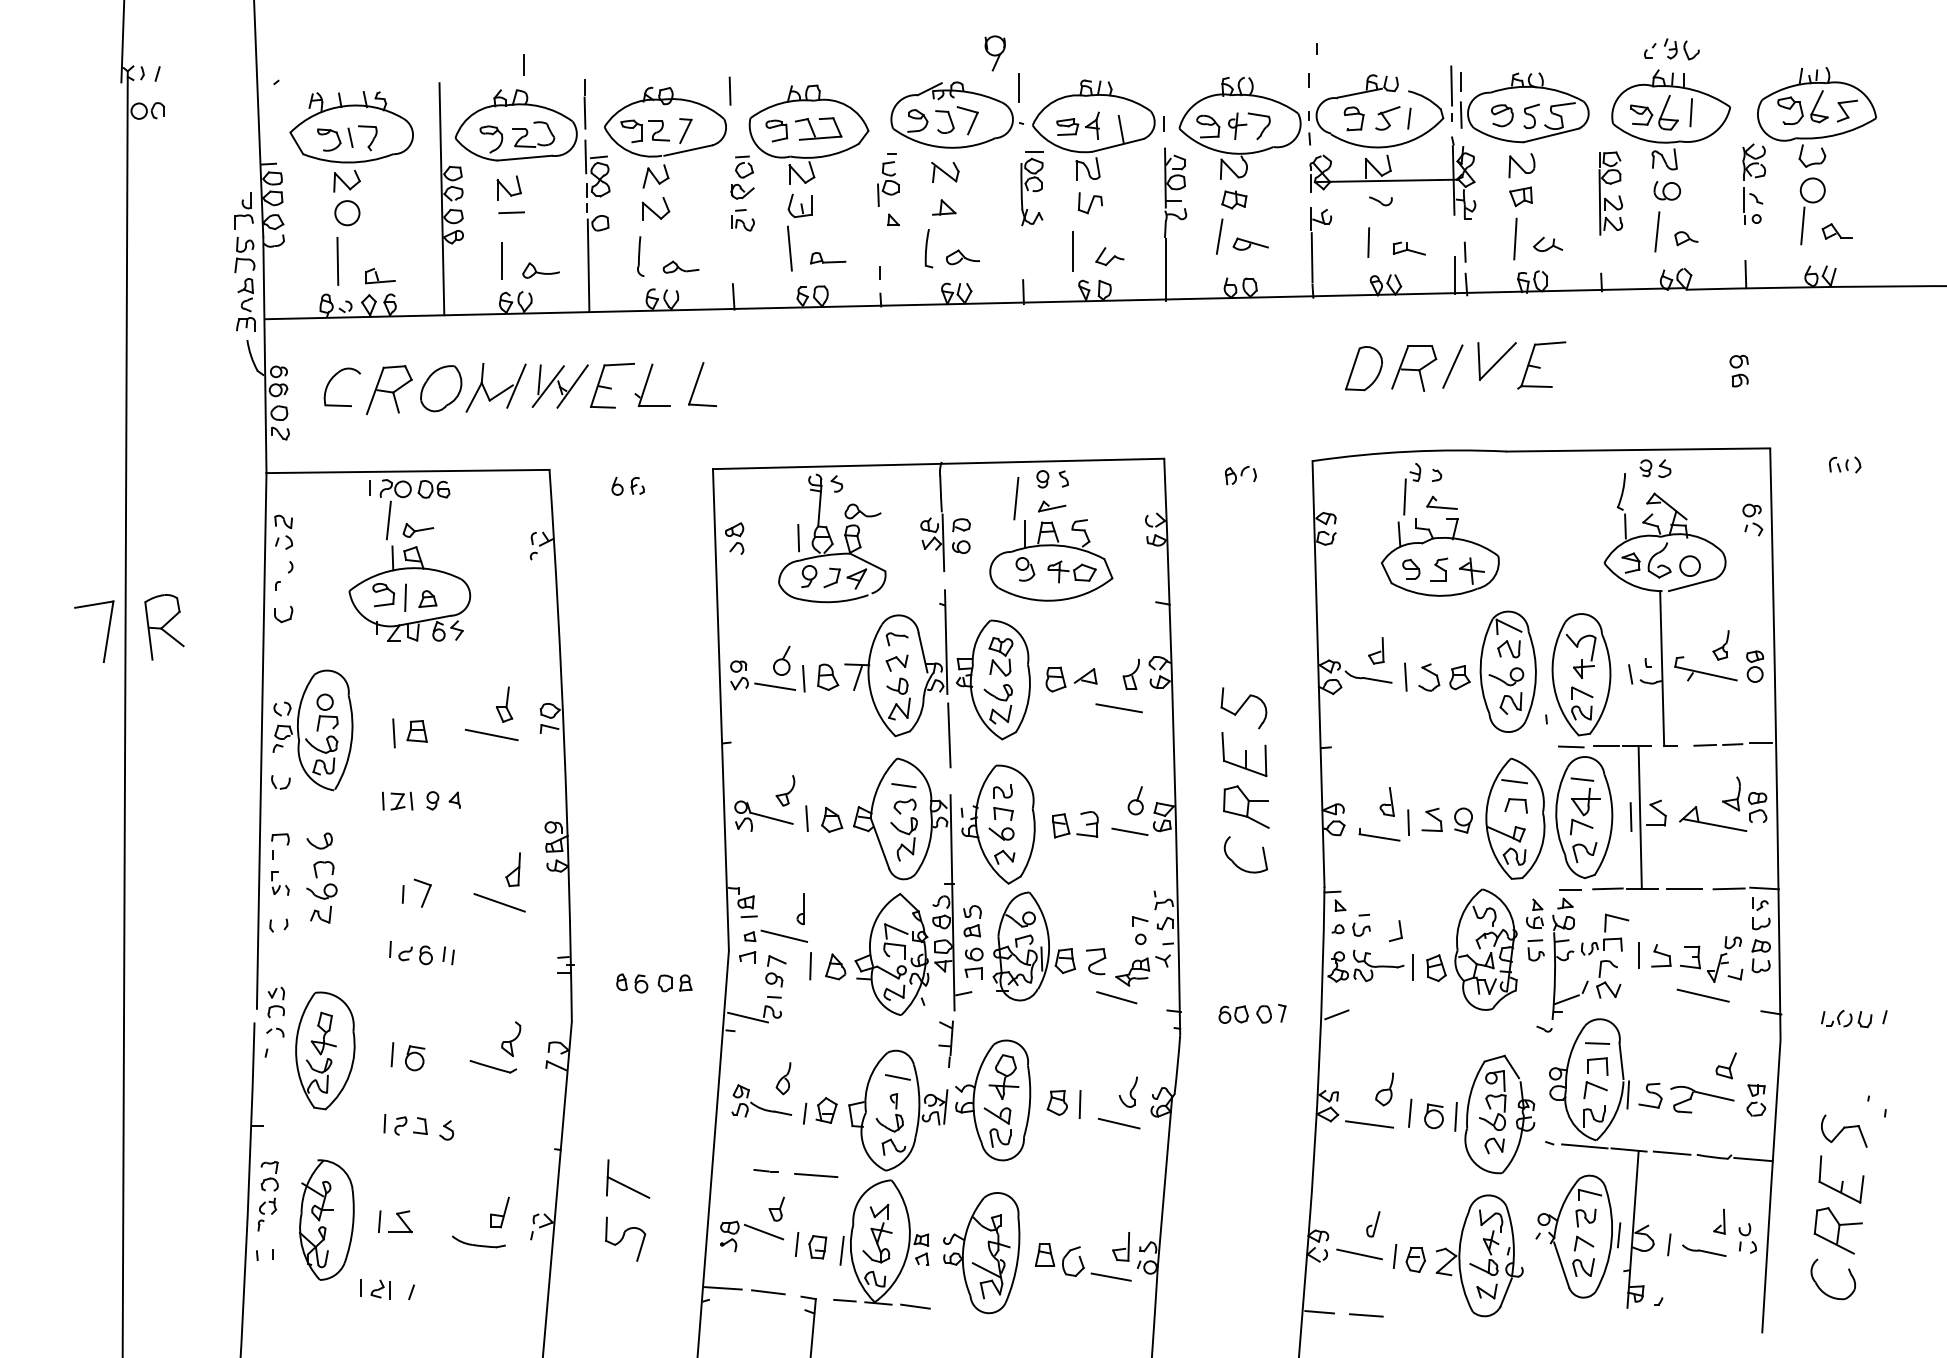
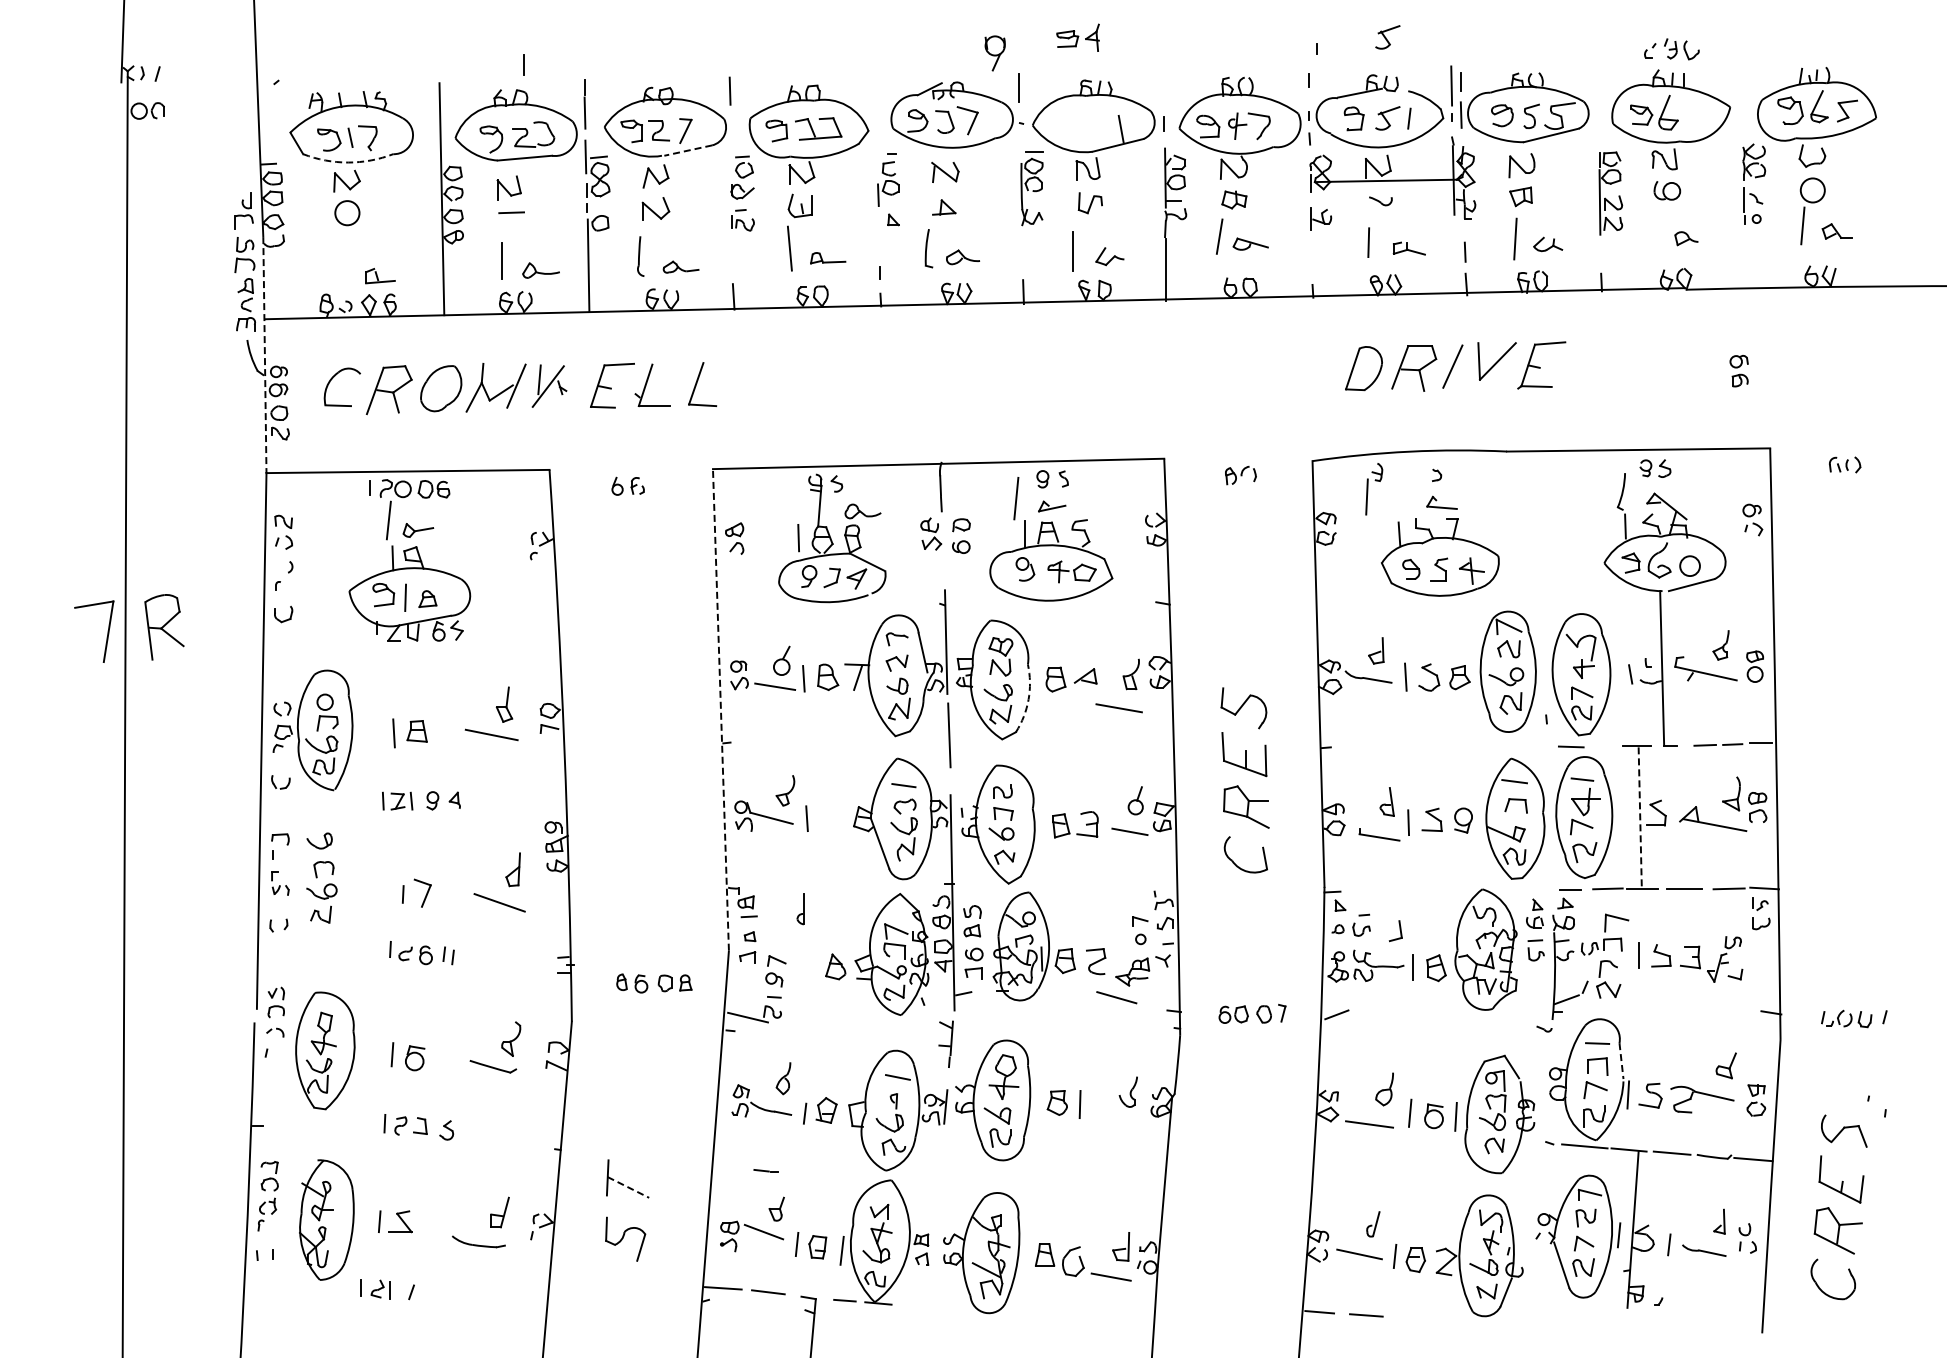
part: none -> present (1387, 37)
line: present -> none (1691, 112)
part position: (1077, 125) -> (1077, 37) (1077, 37)
line: solid -> dashed (687, 150)
arc: solid -> dashed (348, 162)
line: present -> none (1657, 231)
line: present -> none (1311, 257)
line: present -> none (337, 260)
line: present -> none (1745, 274)
line: present -> none (1455, 275)
line: solid -> dashed (264, 355)
line: present -> none (572, 386)
part position: (1412, 489) -> (1374, 489) (1374, 489)
line: present -> none (943, 542)
arc: solid -> dashed (1028, 699)
line: solid -> dashed (720, 709)
line: present -> none (1605, 745)
line: present -> none (1630, 817)
line: solid -> dashed (1640, 817)
part: present -> none (832, 819)
line: present -> none (784, 935)
part: present -> none (1760, 956)
line: present -> none (810, 966)
line: present -> none (1702, 995)
line: solid -> dashed (1621, 1061)
line: present -> none (1118, 1123)
line: present -> none (816, 1175)
line: solid -> dashed (628, 1187)
line: present -> none (915, 1306)
